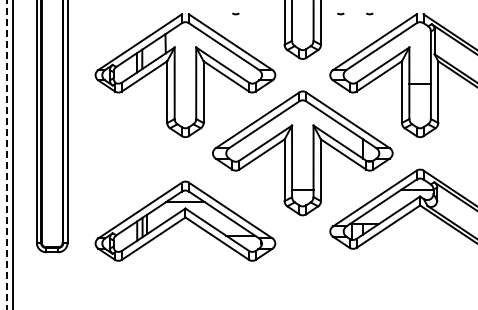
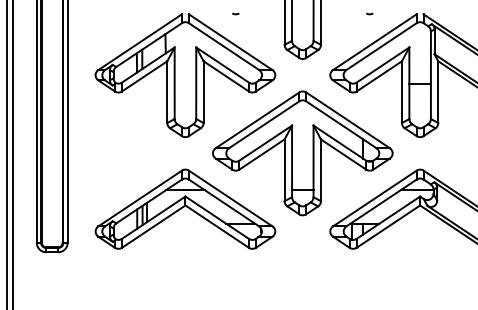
curve: present -> none (340, 13)
line: dashed -> solid (7, 154)
part position: (185, 220) -> (185, 208) (185, 208)
